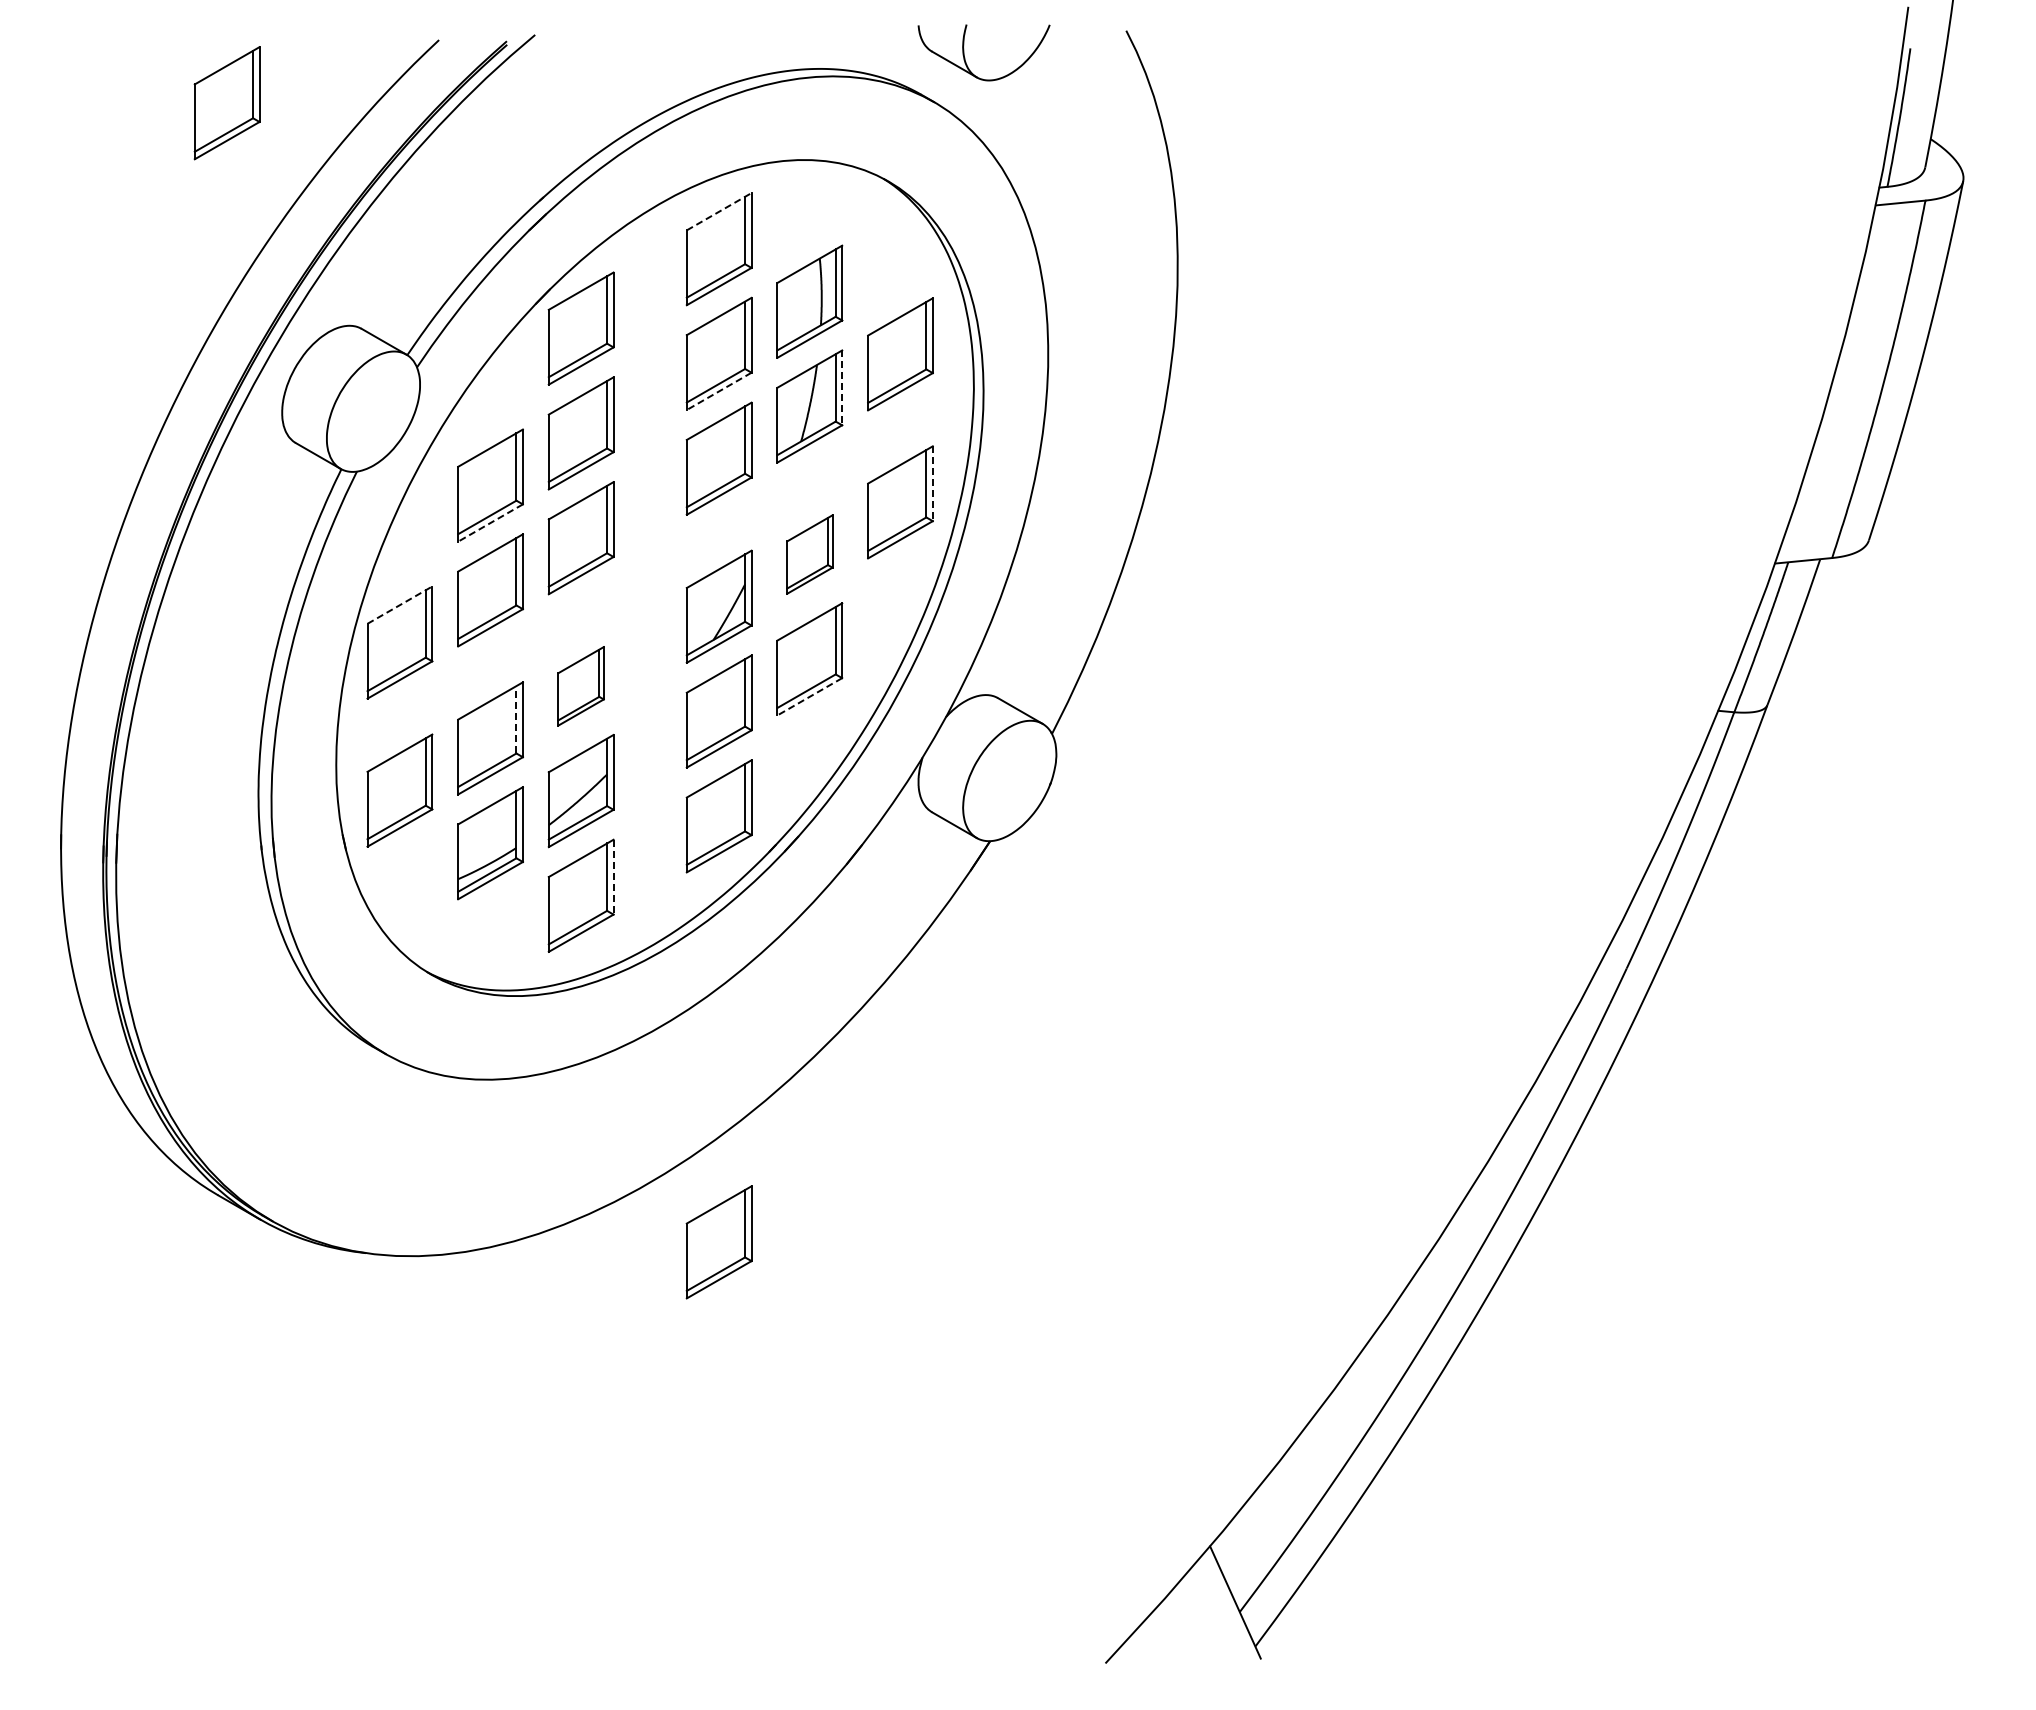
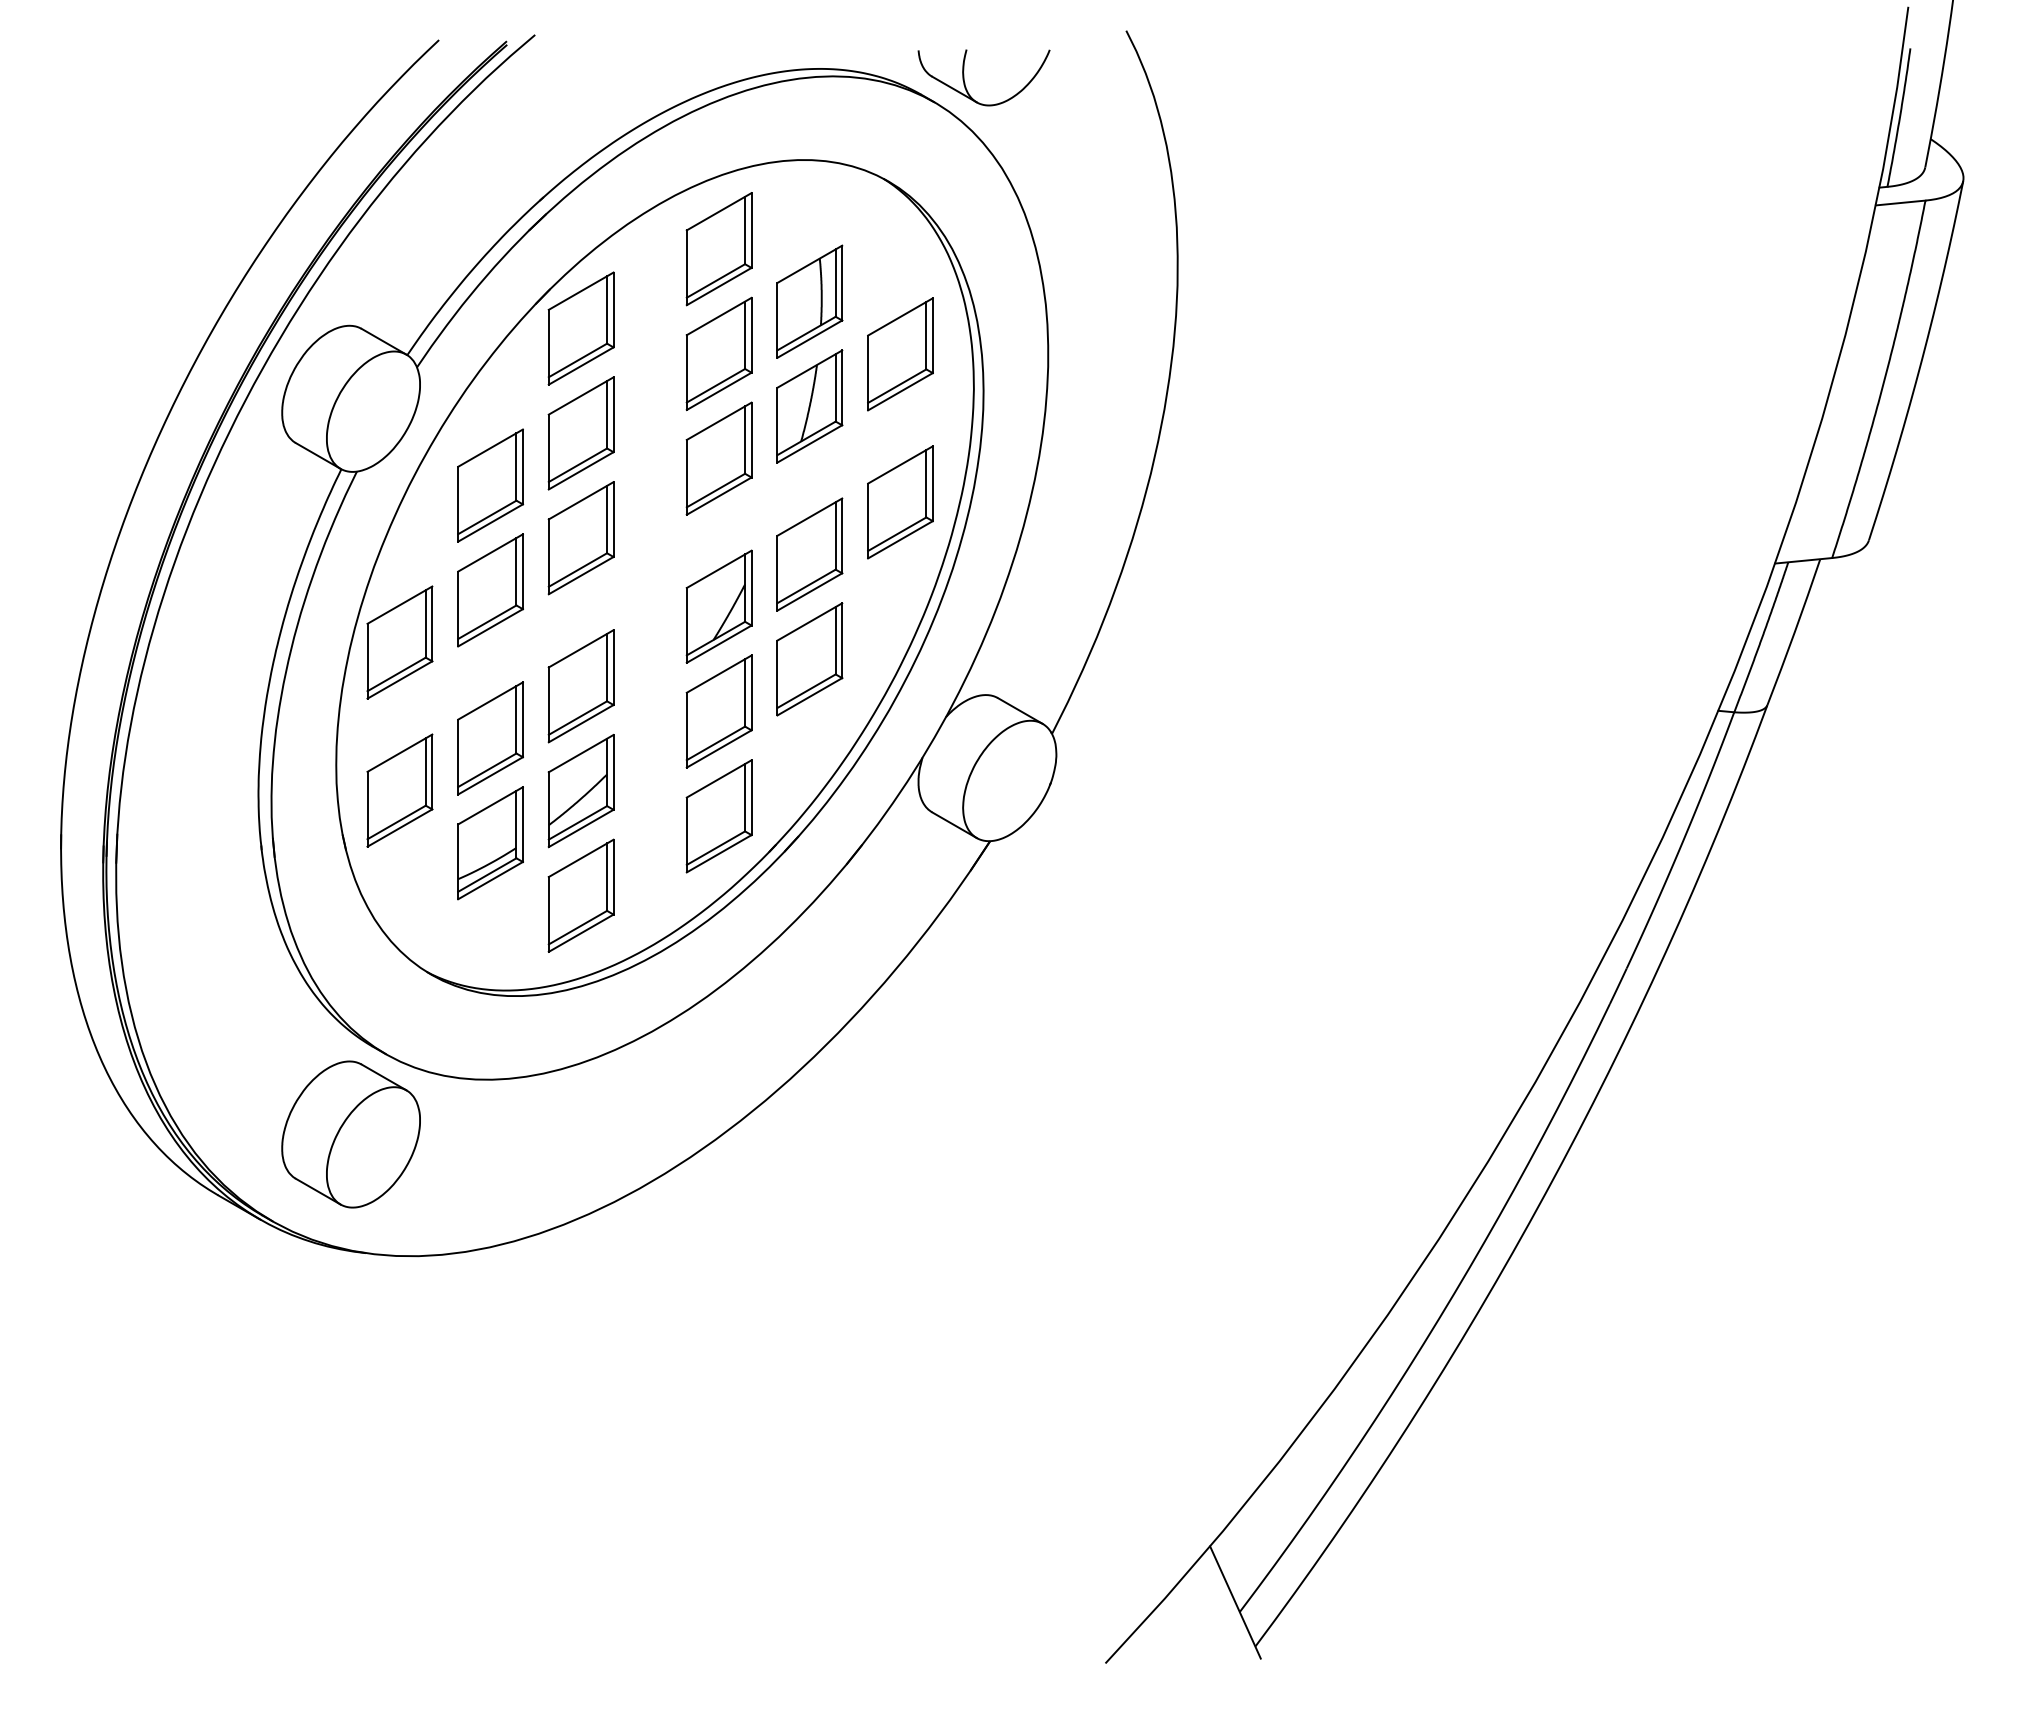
part position: (965, 57) -> (965, 82) (965, 82)
part: present -> none (226, 103)
line: dashed -> solid (719, 211)
line: dashed -> solid (842, 388)
line: dashed -> solid (718, 391)
line: dashed -> solid (932, 484)
line: dashed -> solid (490, 523)
part size: 48x81 px -> 68x115 px (809, 554)
line: dashed -> solid (400, 604)
part size: 48x81 px -> 68x115 px (580, 686)
line: dashed -> solid (809, 697)
line: dashed -> solid (516, 719)
line: dashed -> solid (613, 877)
part: none -> present (350, 1134)
part: present -> none (718, 1242)
